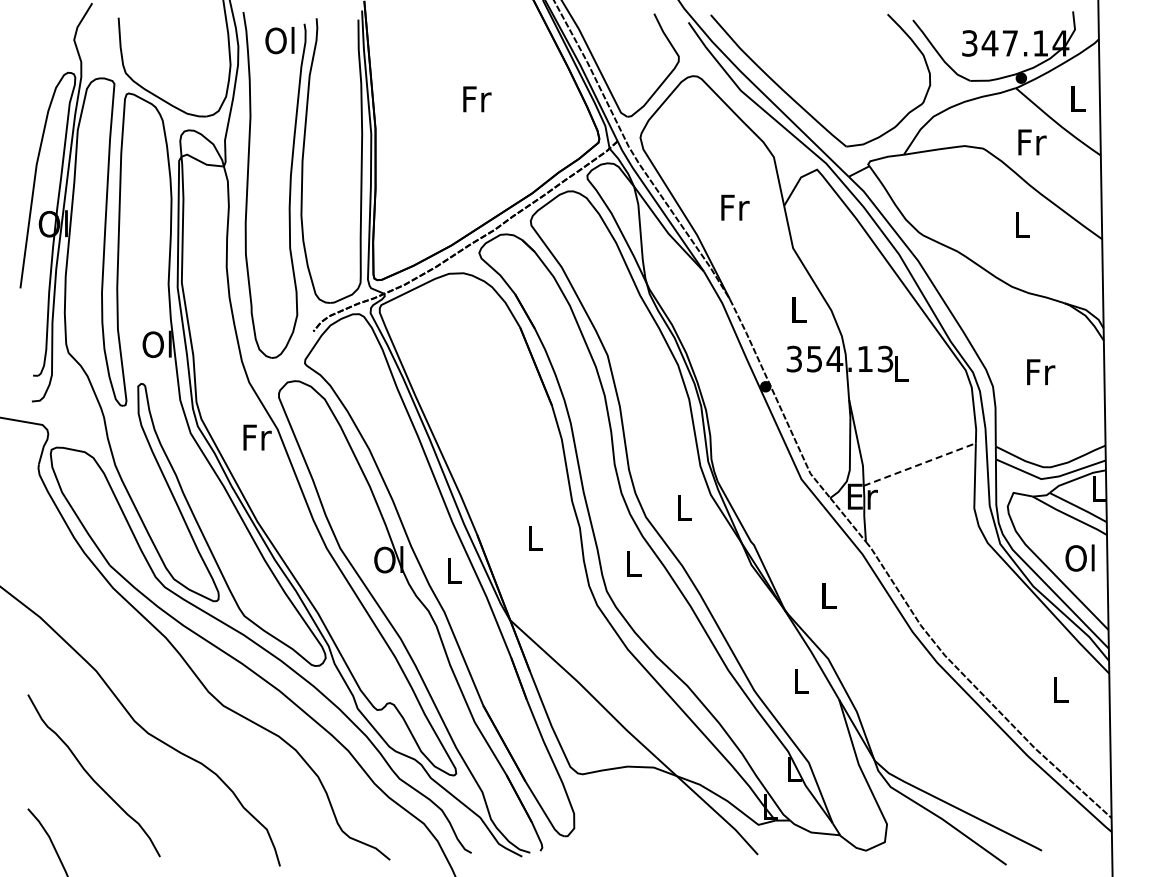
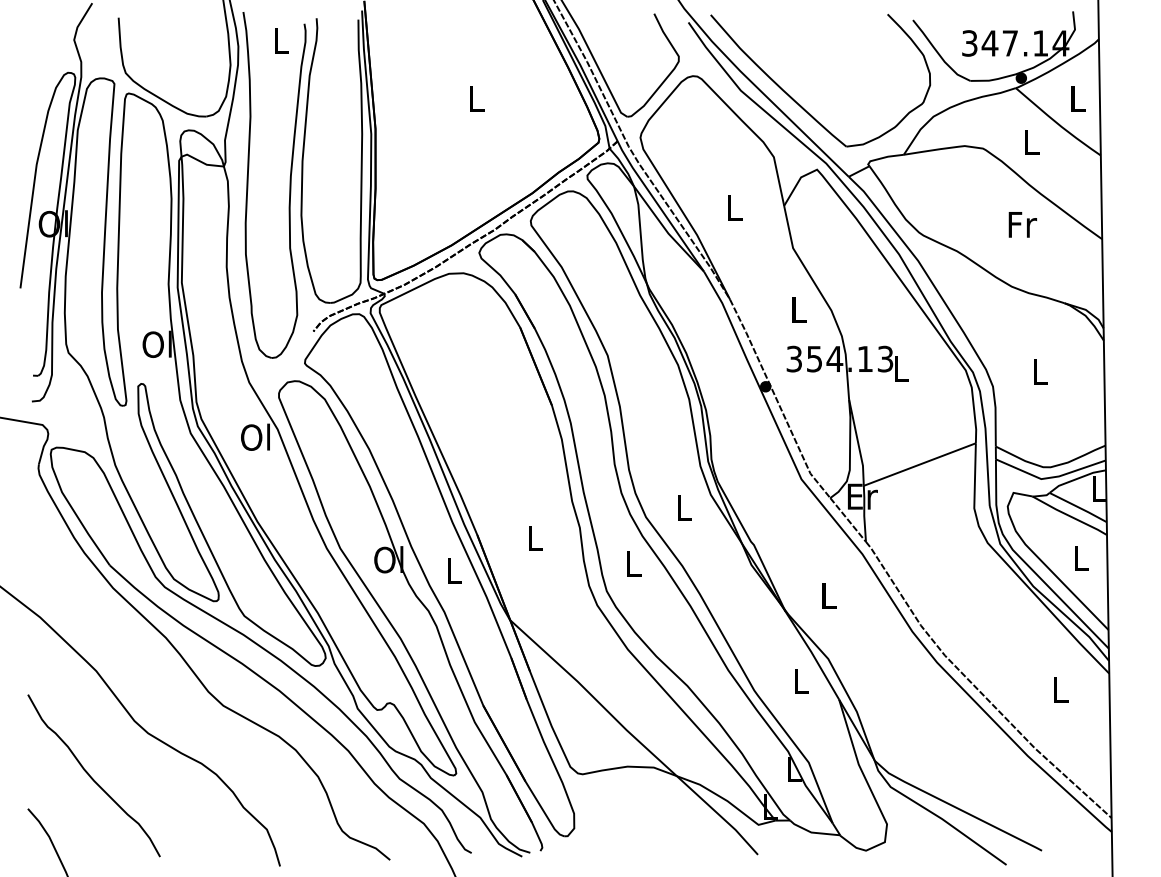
text: Ol -> L (279, 40)
text: Fr -> L (477, 99)
text: Fr -> L (1032, 142)
text: Fr -> L (735, 207)
text: L -> Fr (1022, 224)
text: Fr -> L (1041, 372)
text: Fr -> Ol (256, 436)
line: dashed -> solid (919, 464)
text: Ol -> L (1079, 557)
